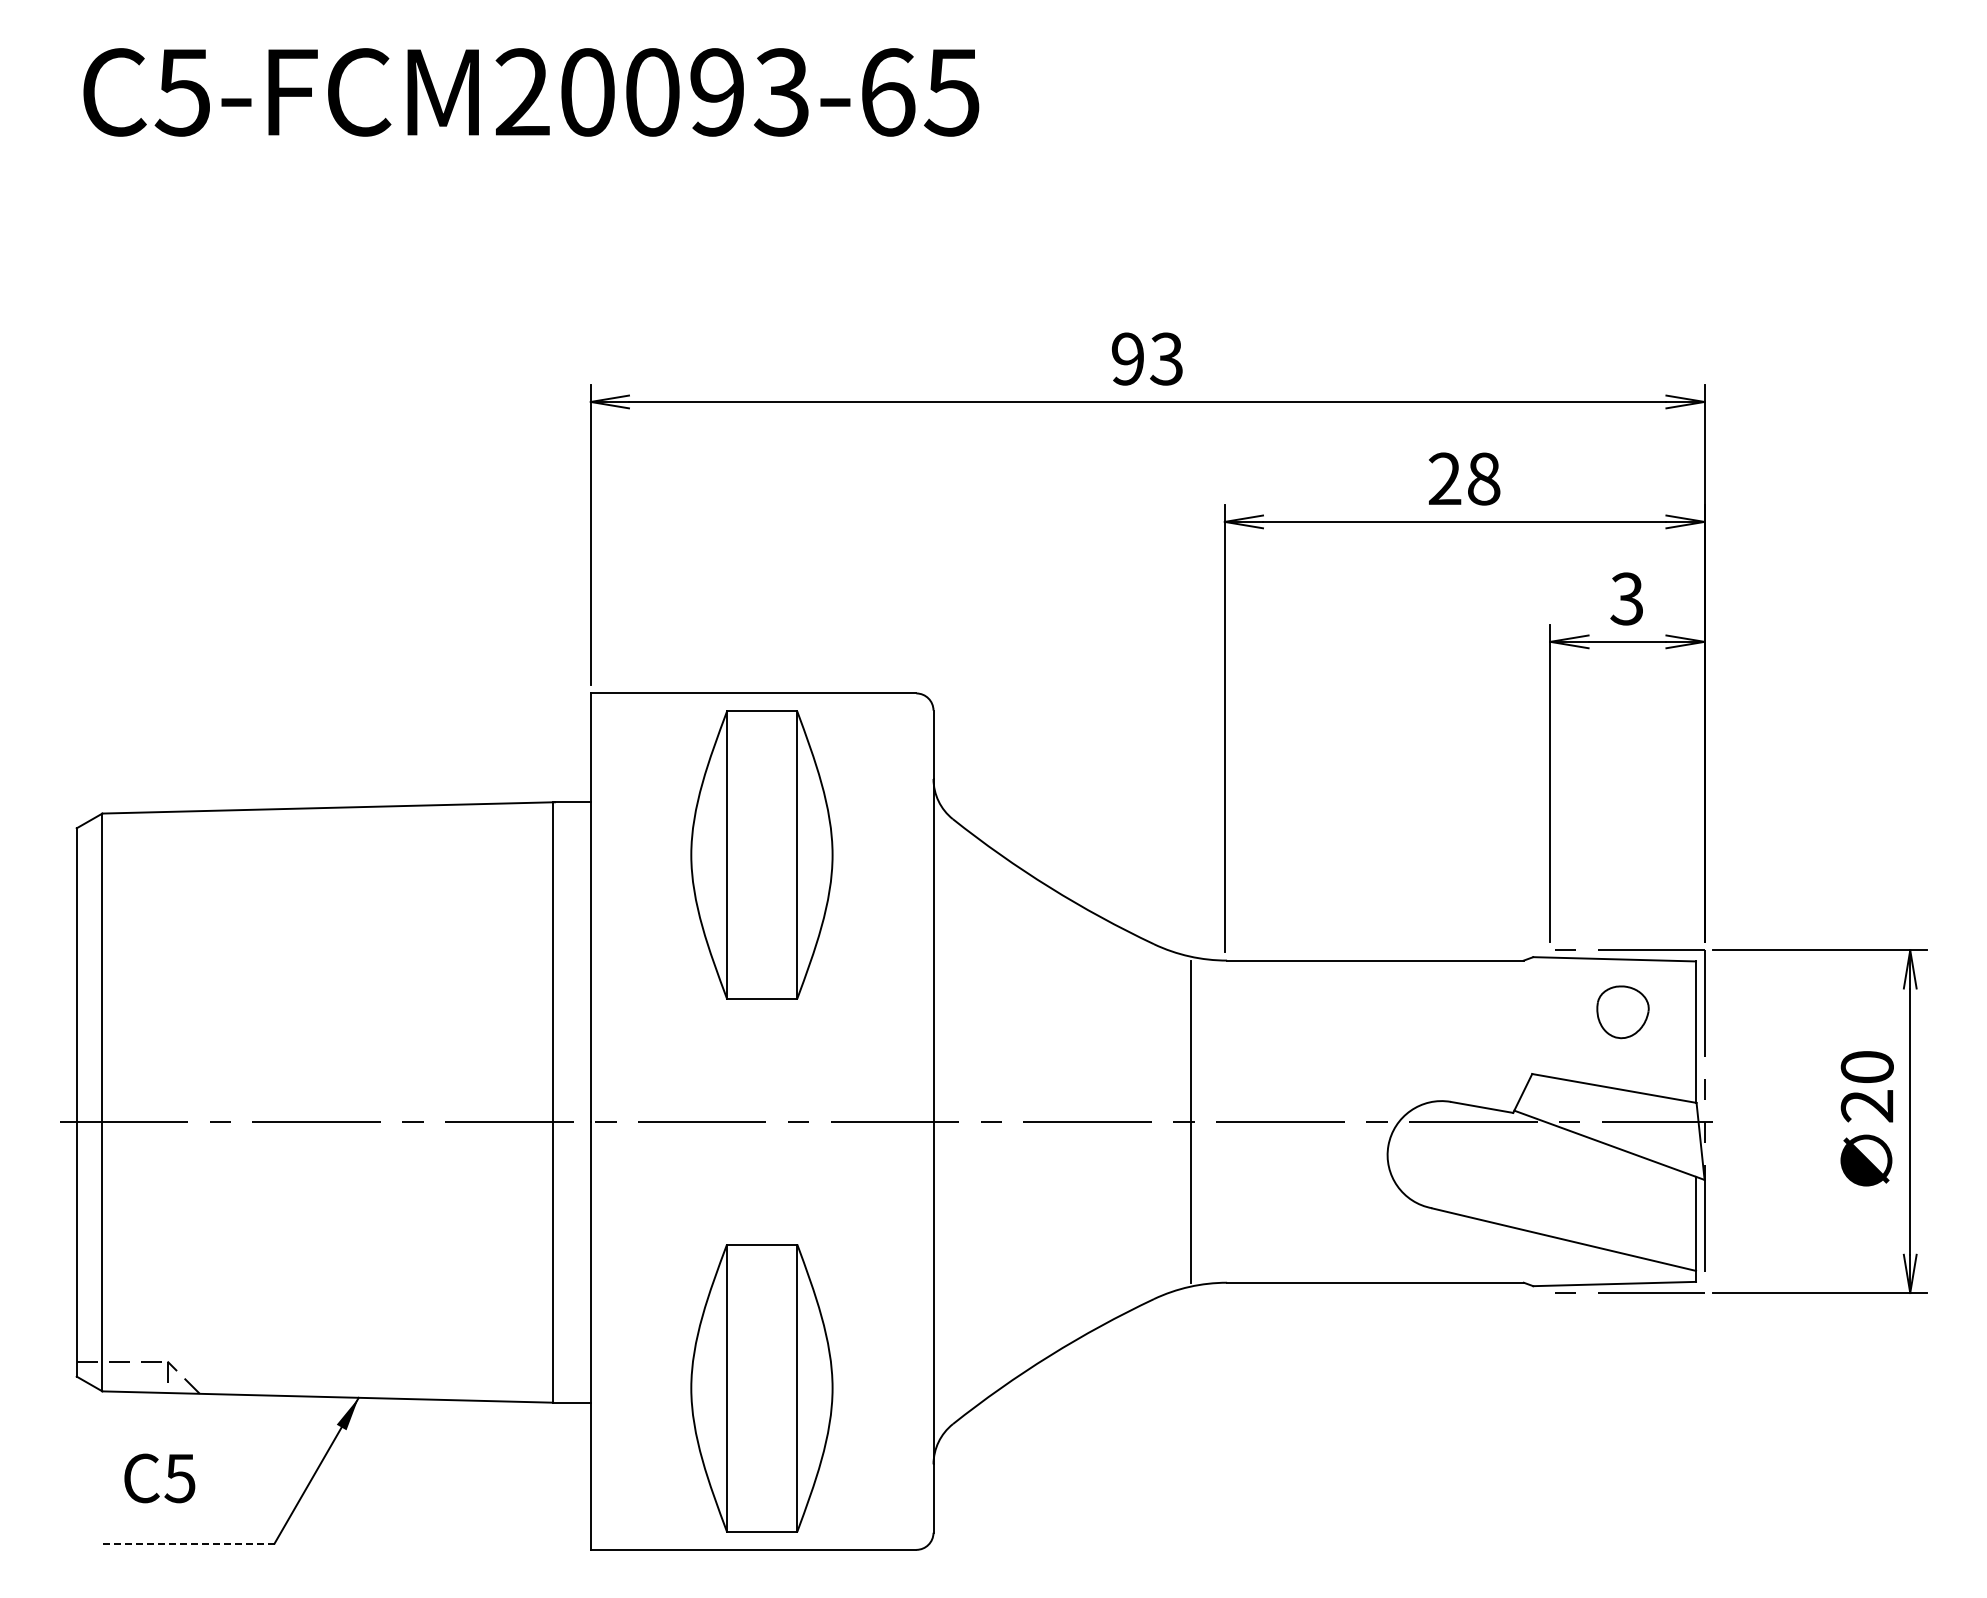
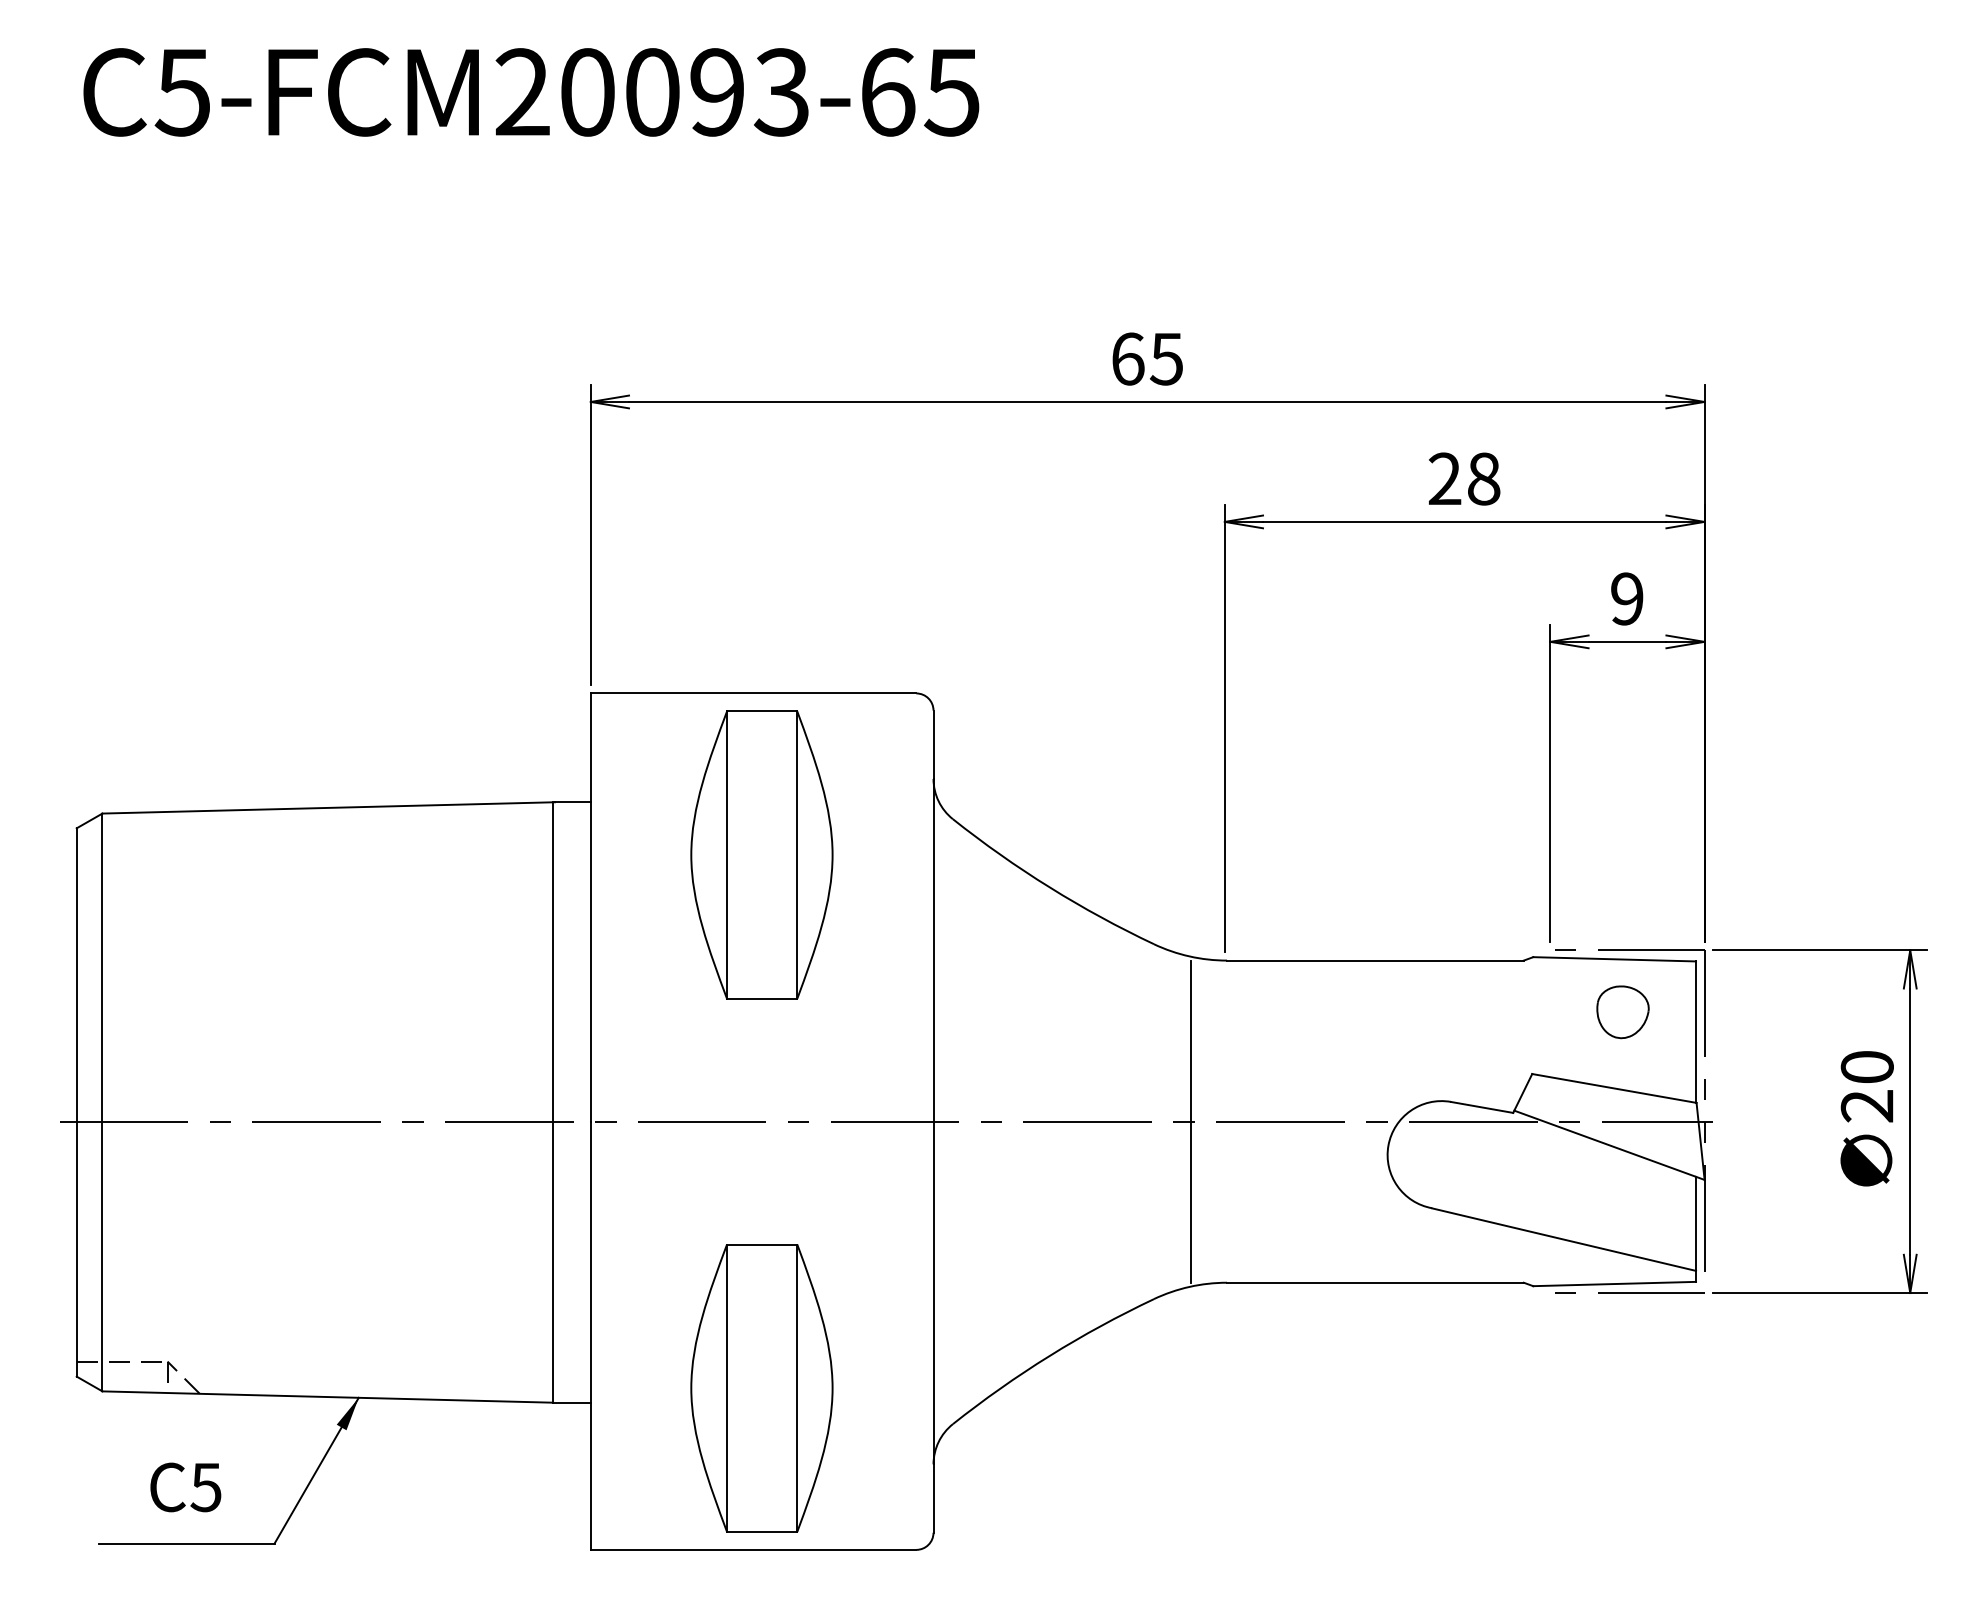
text: 93 -> 65 (1146, 358)
text: 3 -> 9 (1626, 598)
text position: (159, 1478) -> (185, 1487) (185, 1487)
line: dashed -> solid (186, 1543)
